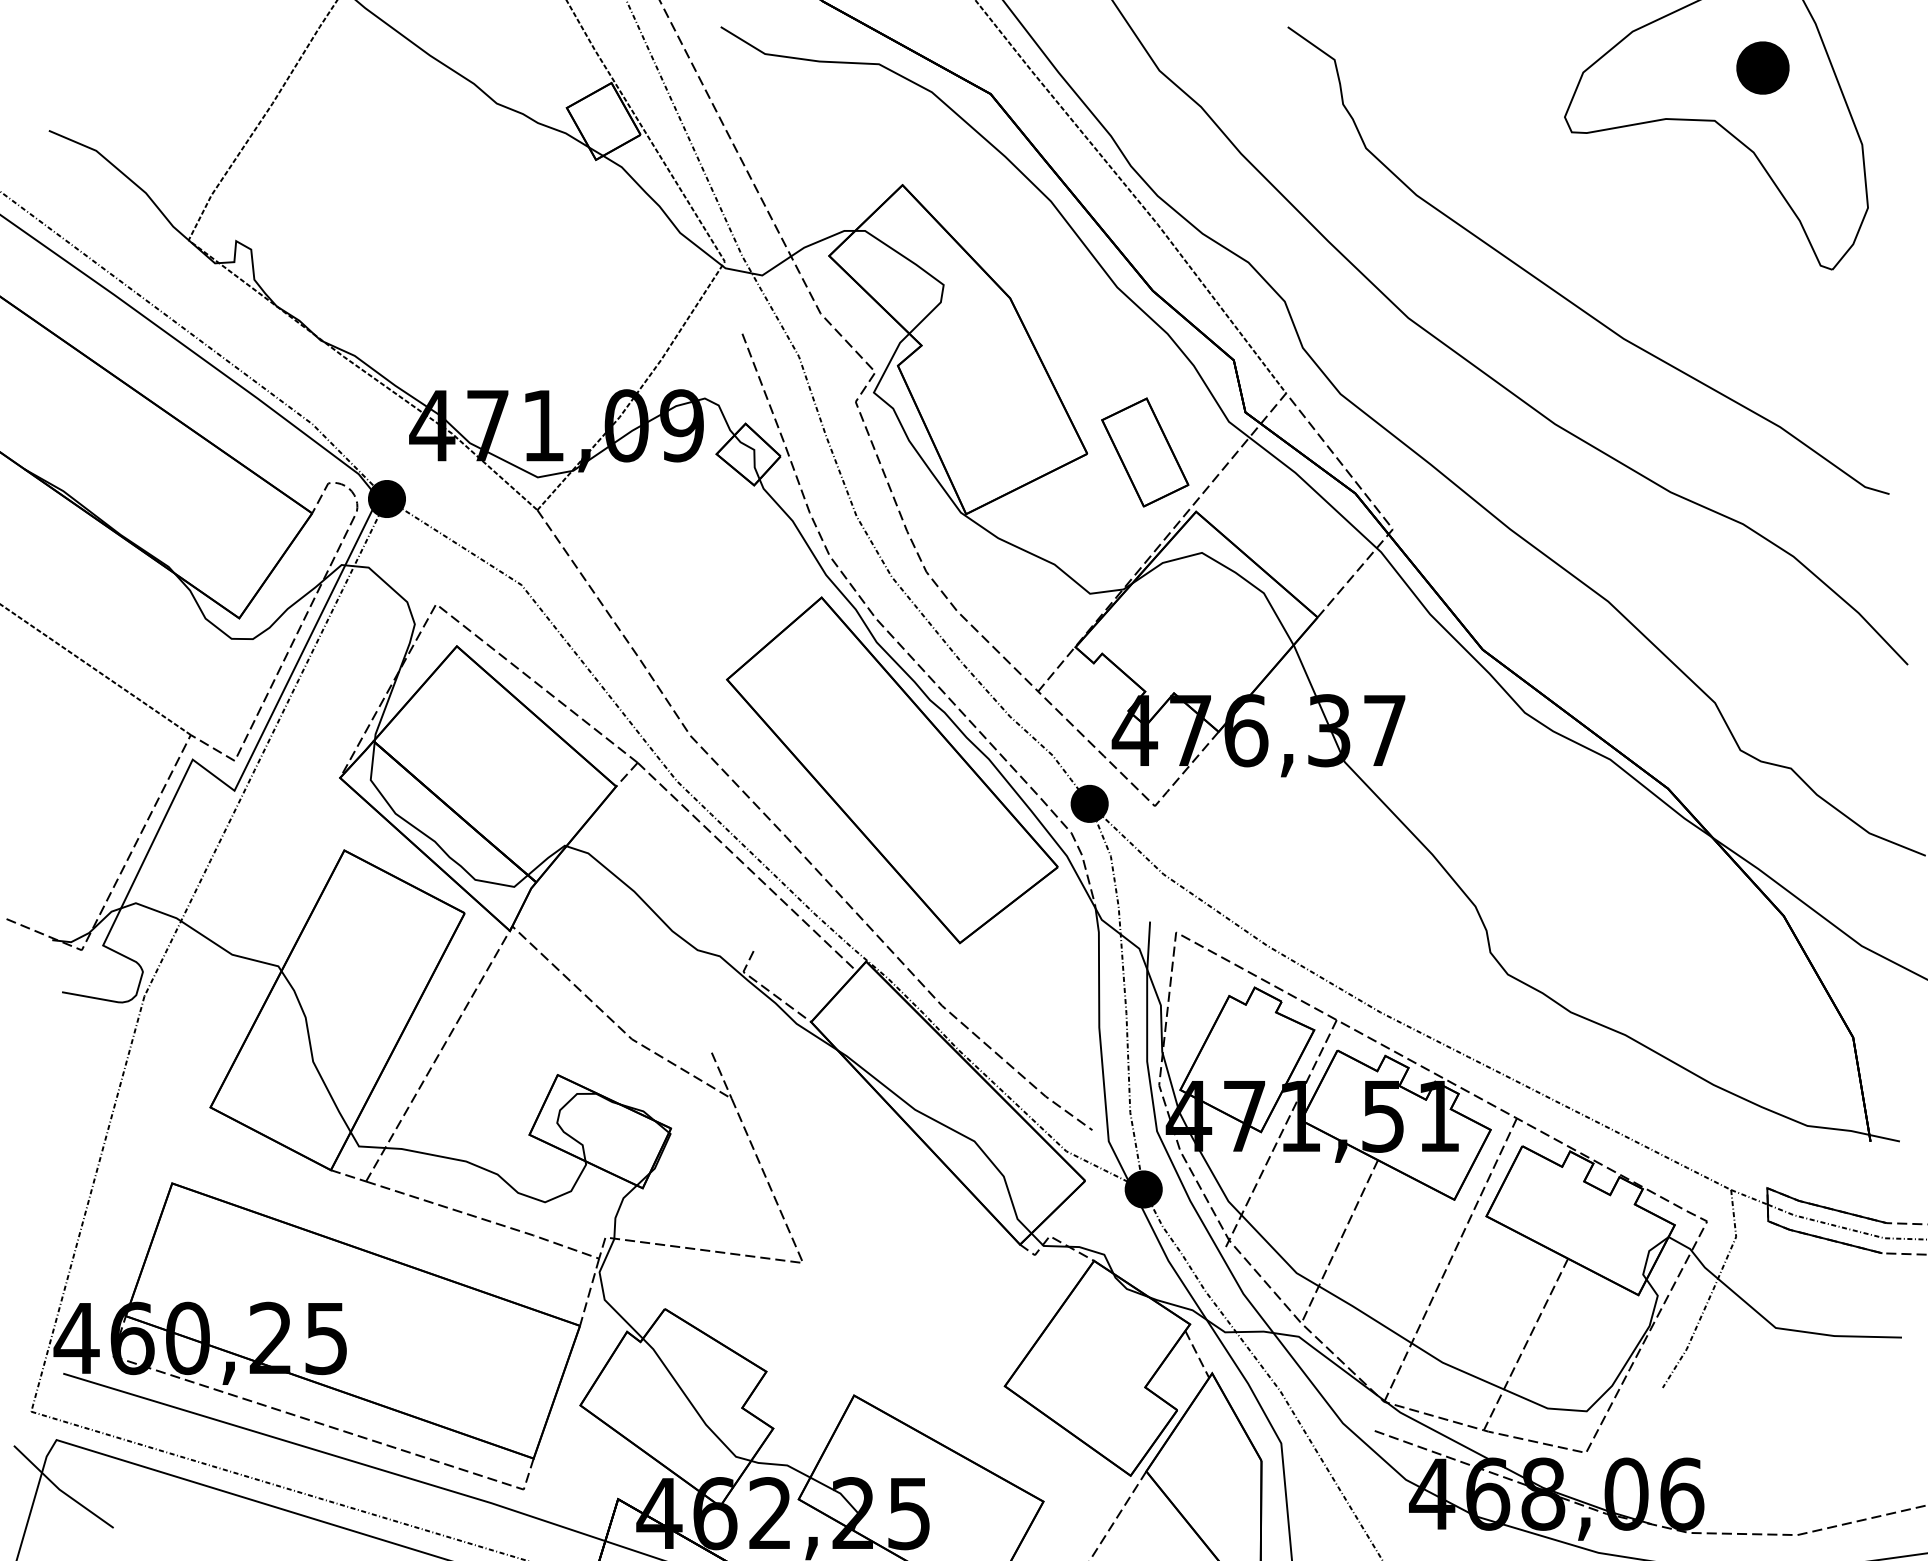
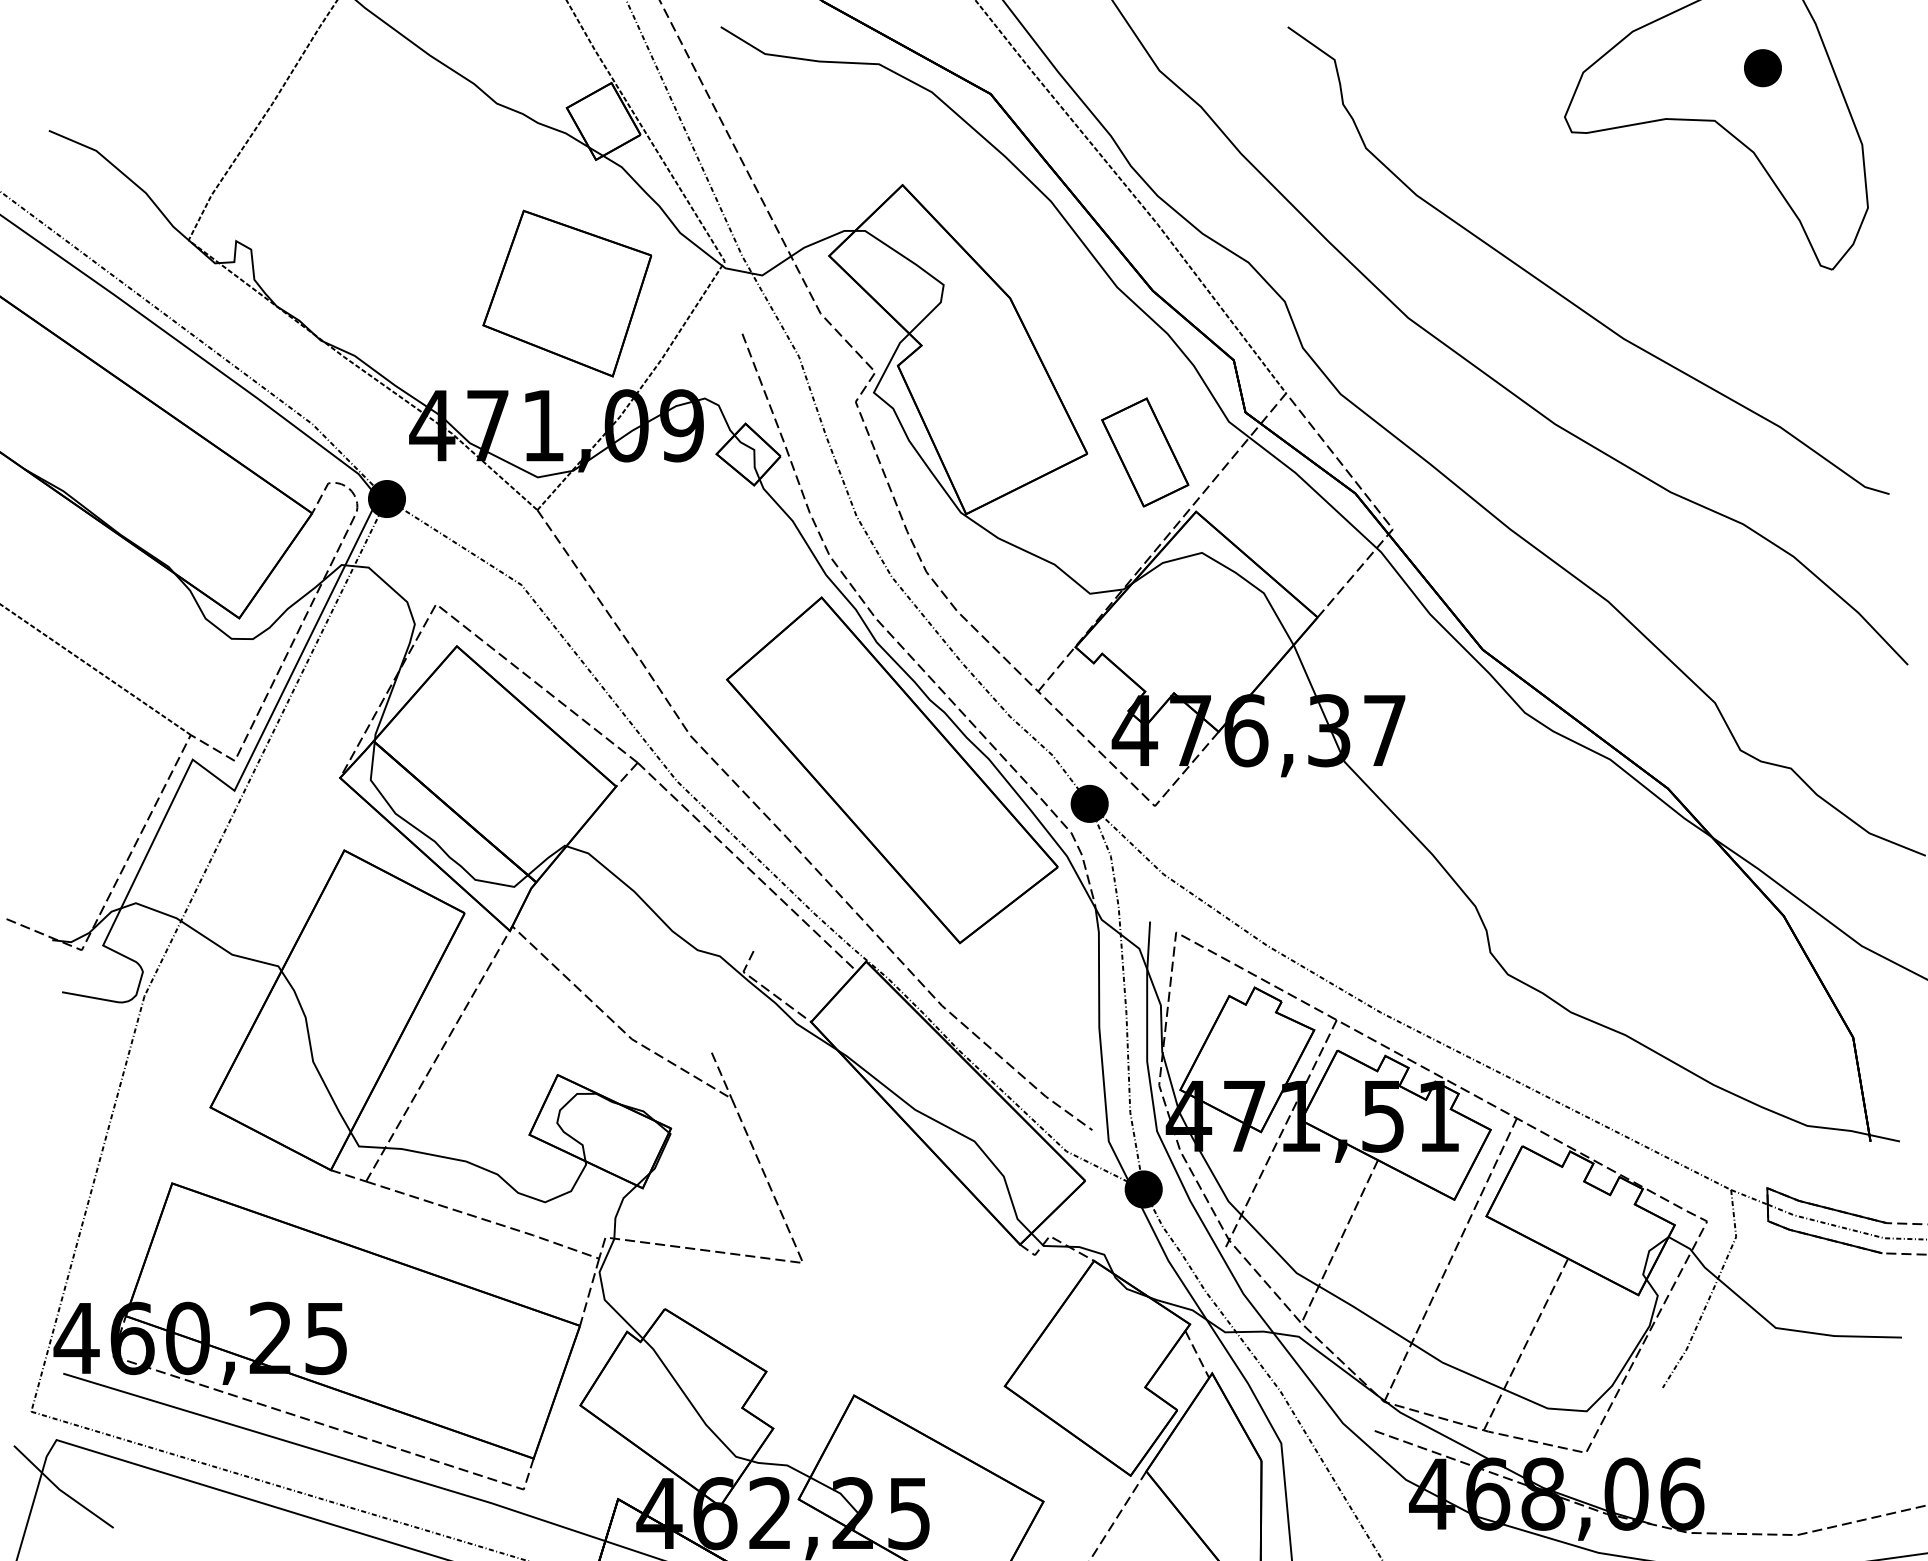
part size: 54x54 px -> 38x39 px (1762, 68)
part: none -> present (567, 293)
